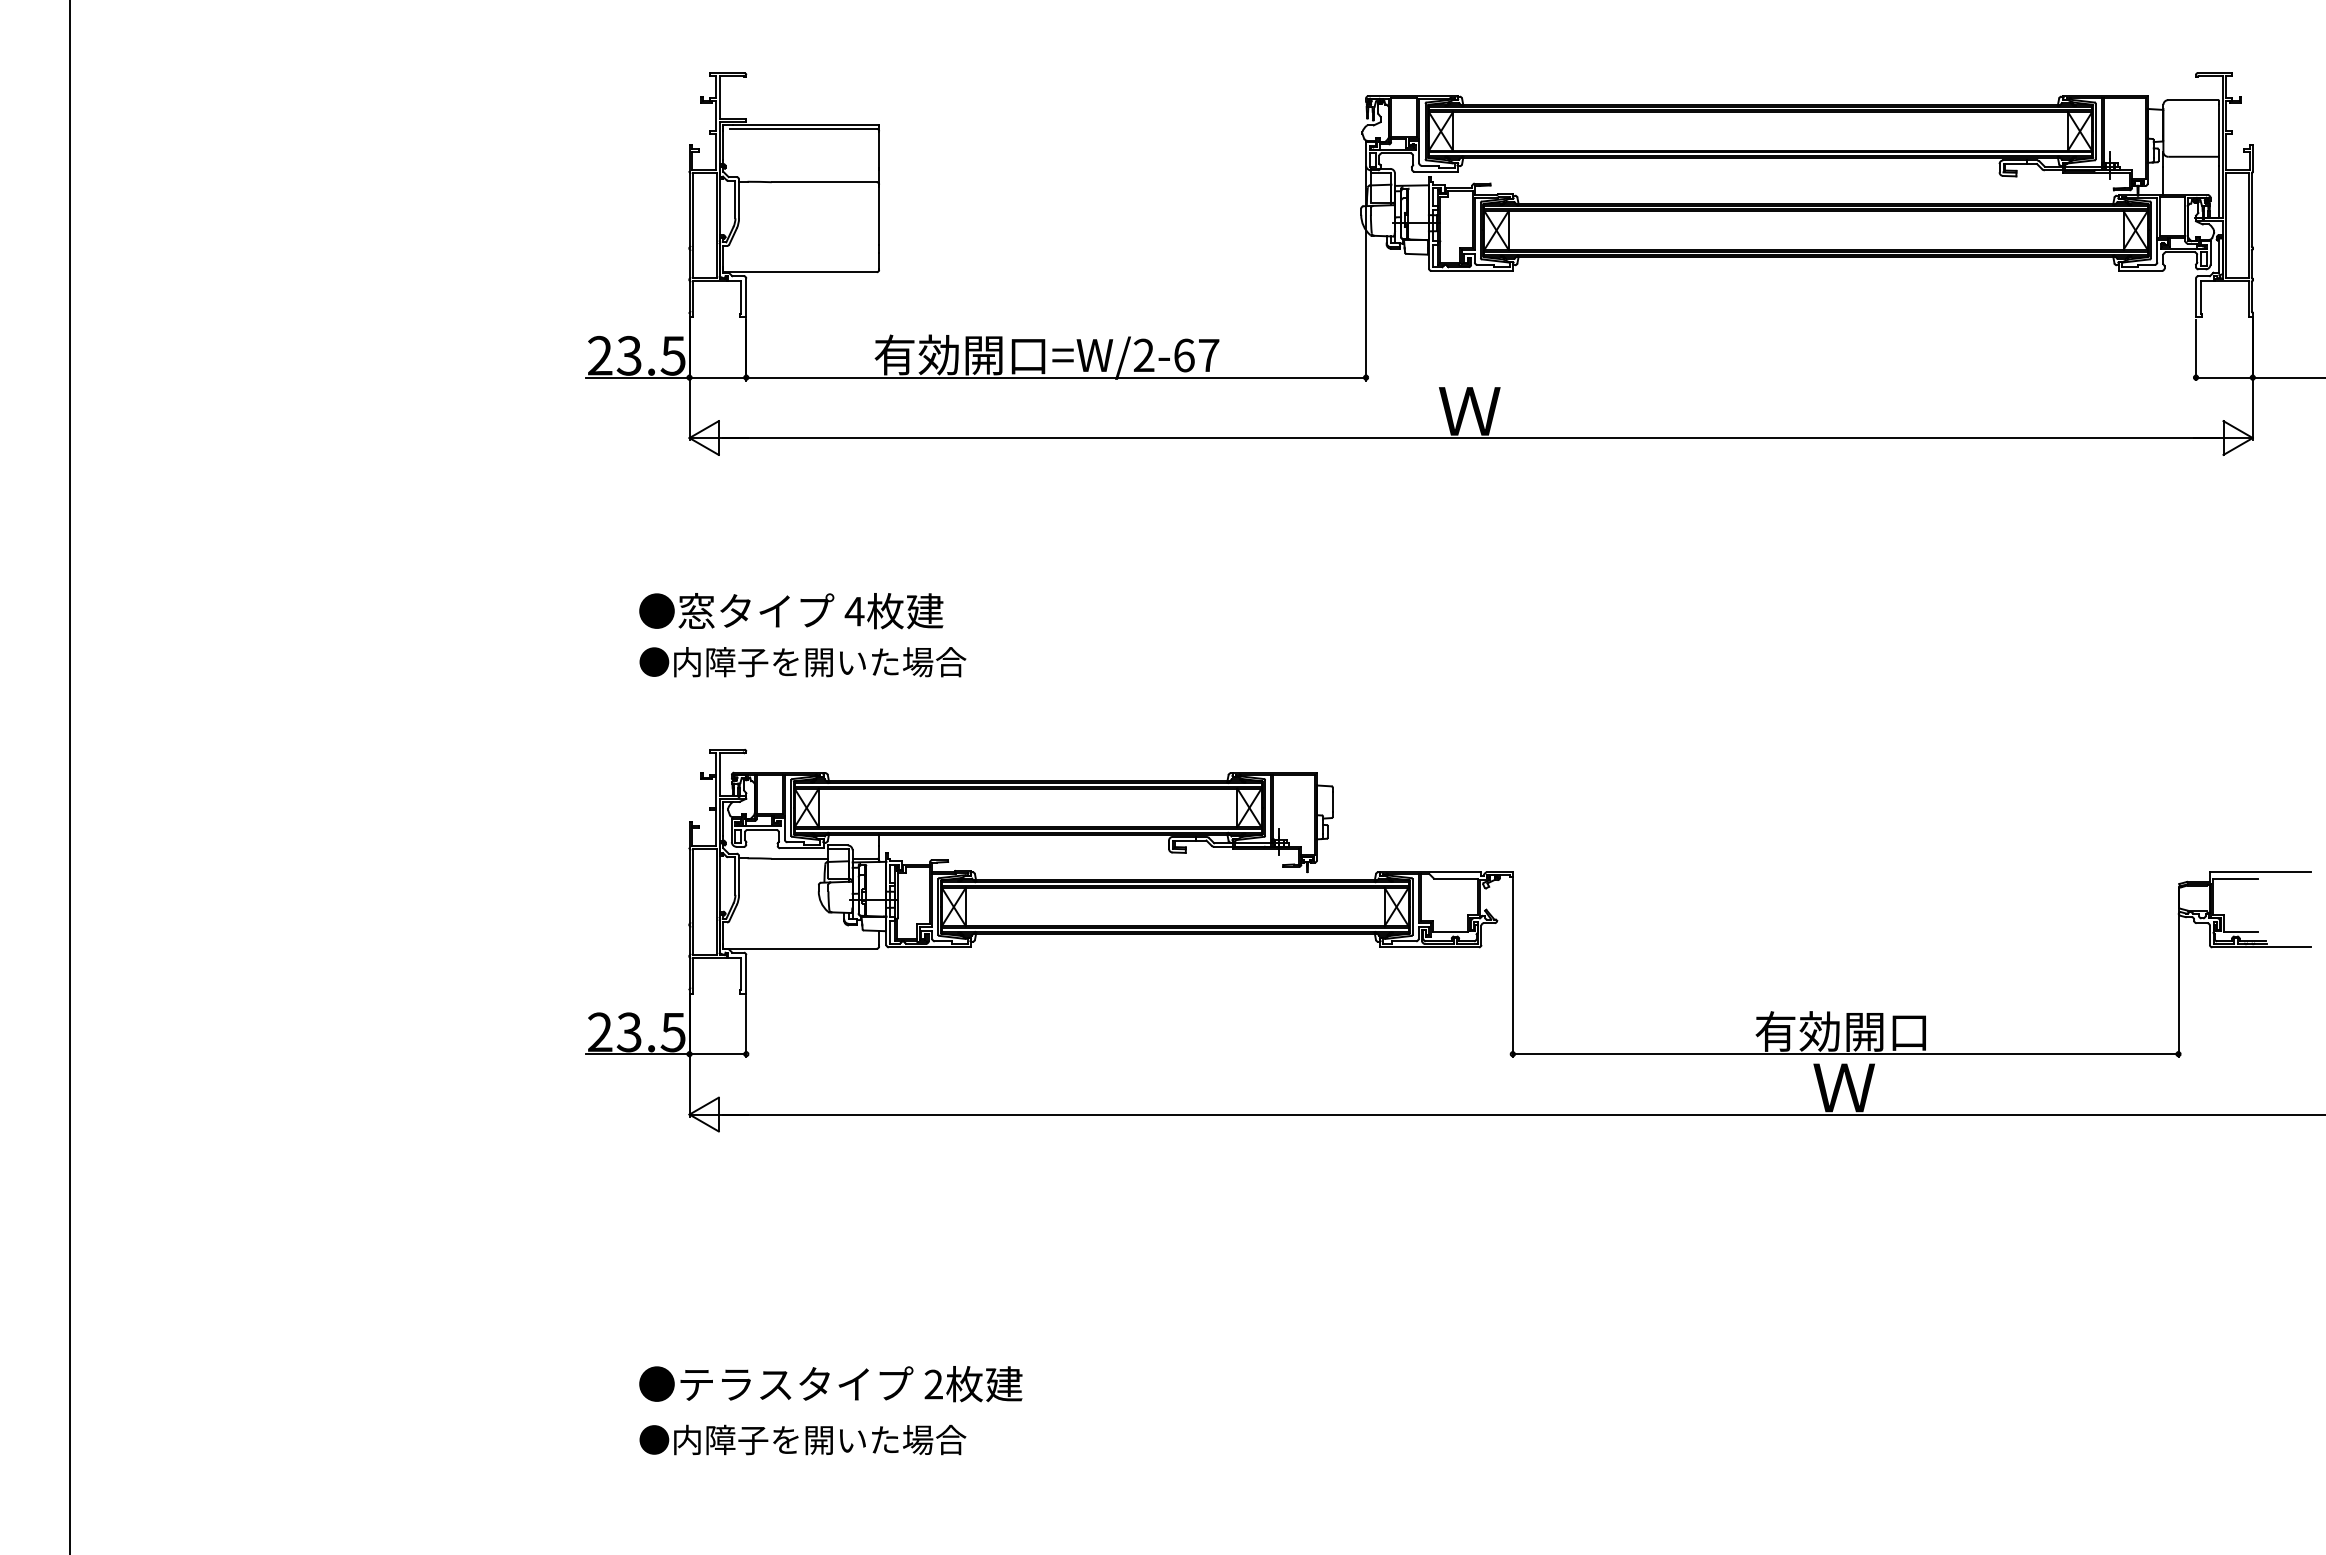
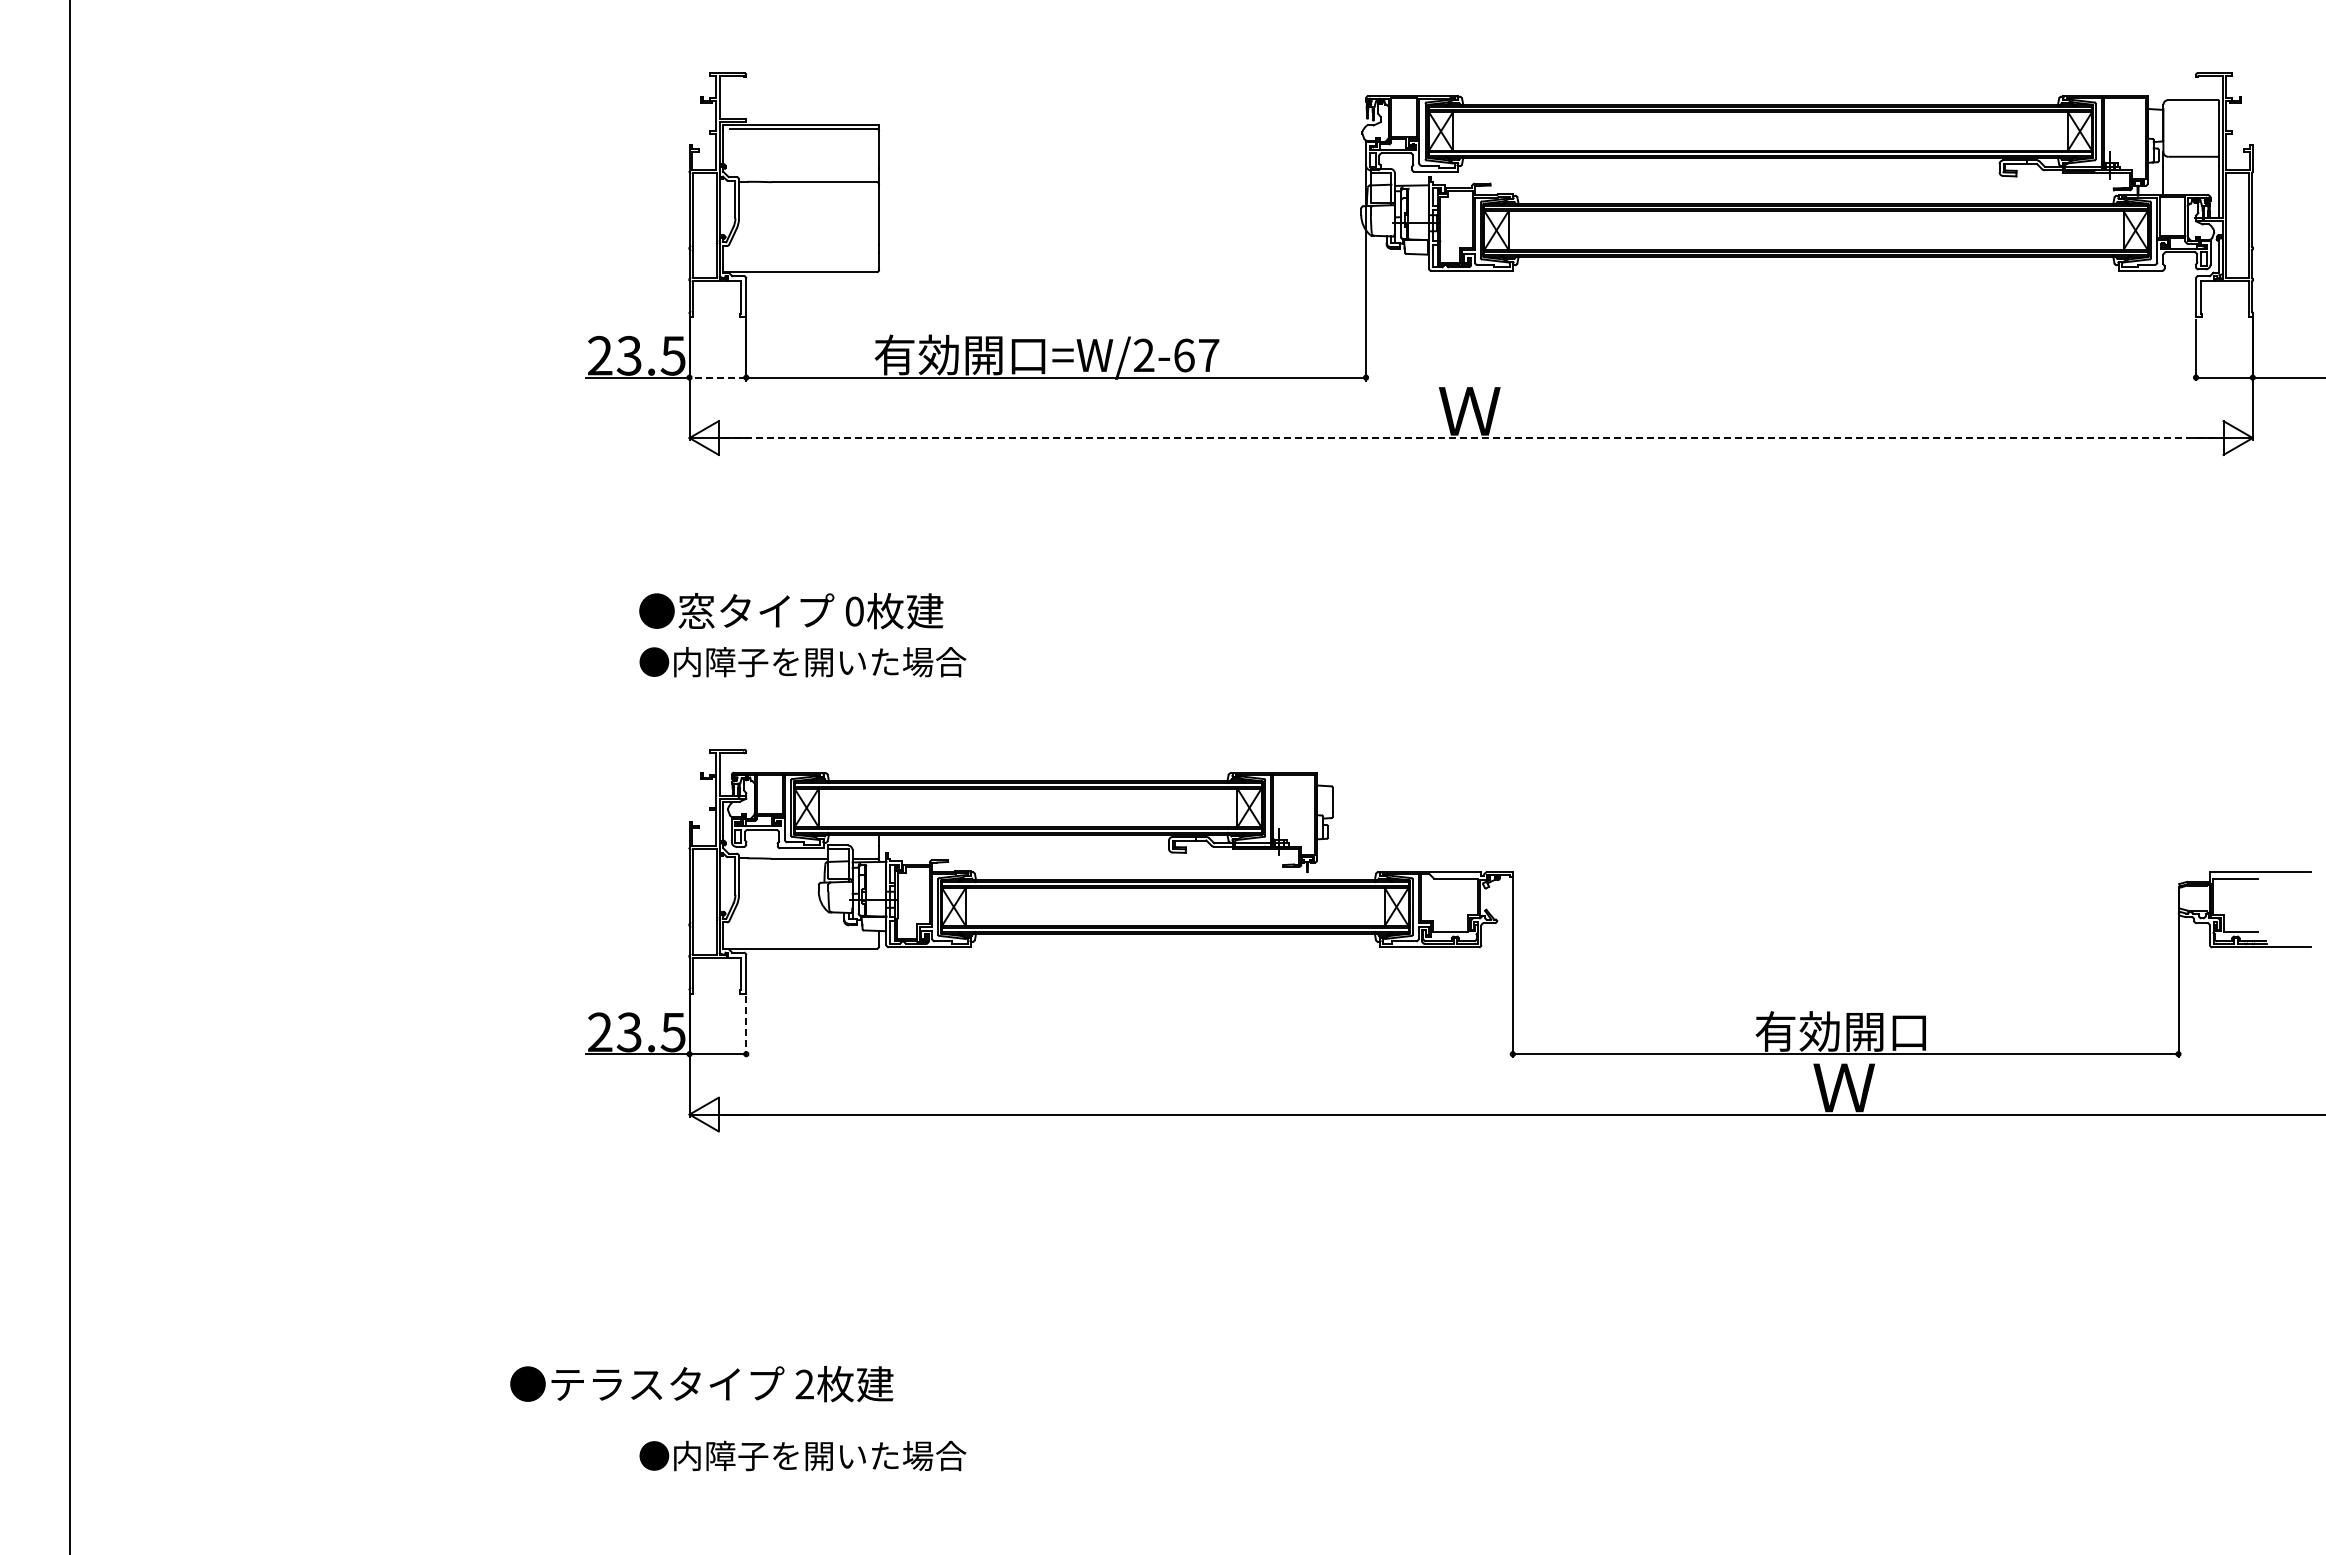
line: solid -> dashed (717, 377)
line: solid -> dashed (1471, 438)
text: 4 -> 0 (854, 611)
line: solid -> dashed (746, 1026)
text position: (830, 1384) -> (701, 1384) (701, 1384)
text position: (802, 1439) -> (802, 1455) (802, 1455)
